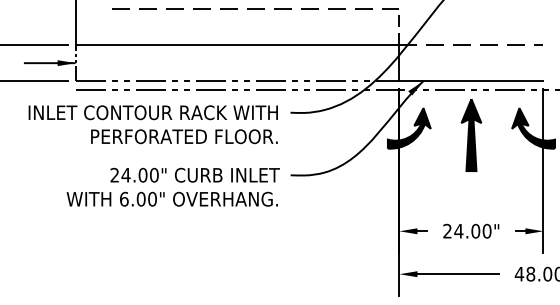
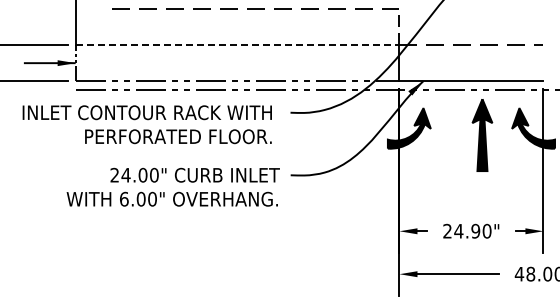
line: solid -> dashed (237, 45)
text position: (152, 124) -> (146, 124) (146, 124)
part position: (471, 135) -> (482, 135) (482, 135)
text: 24.00" -> 24.90" (475, 231)
